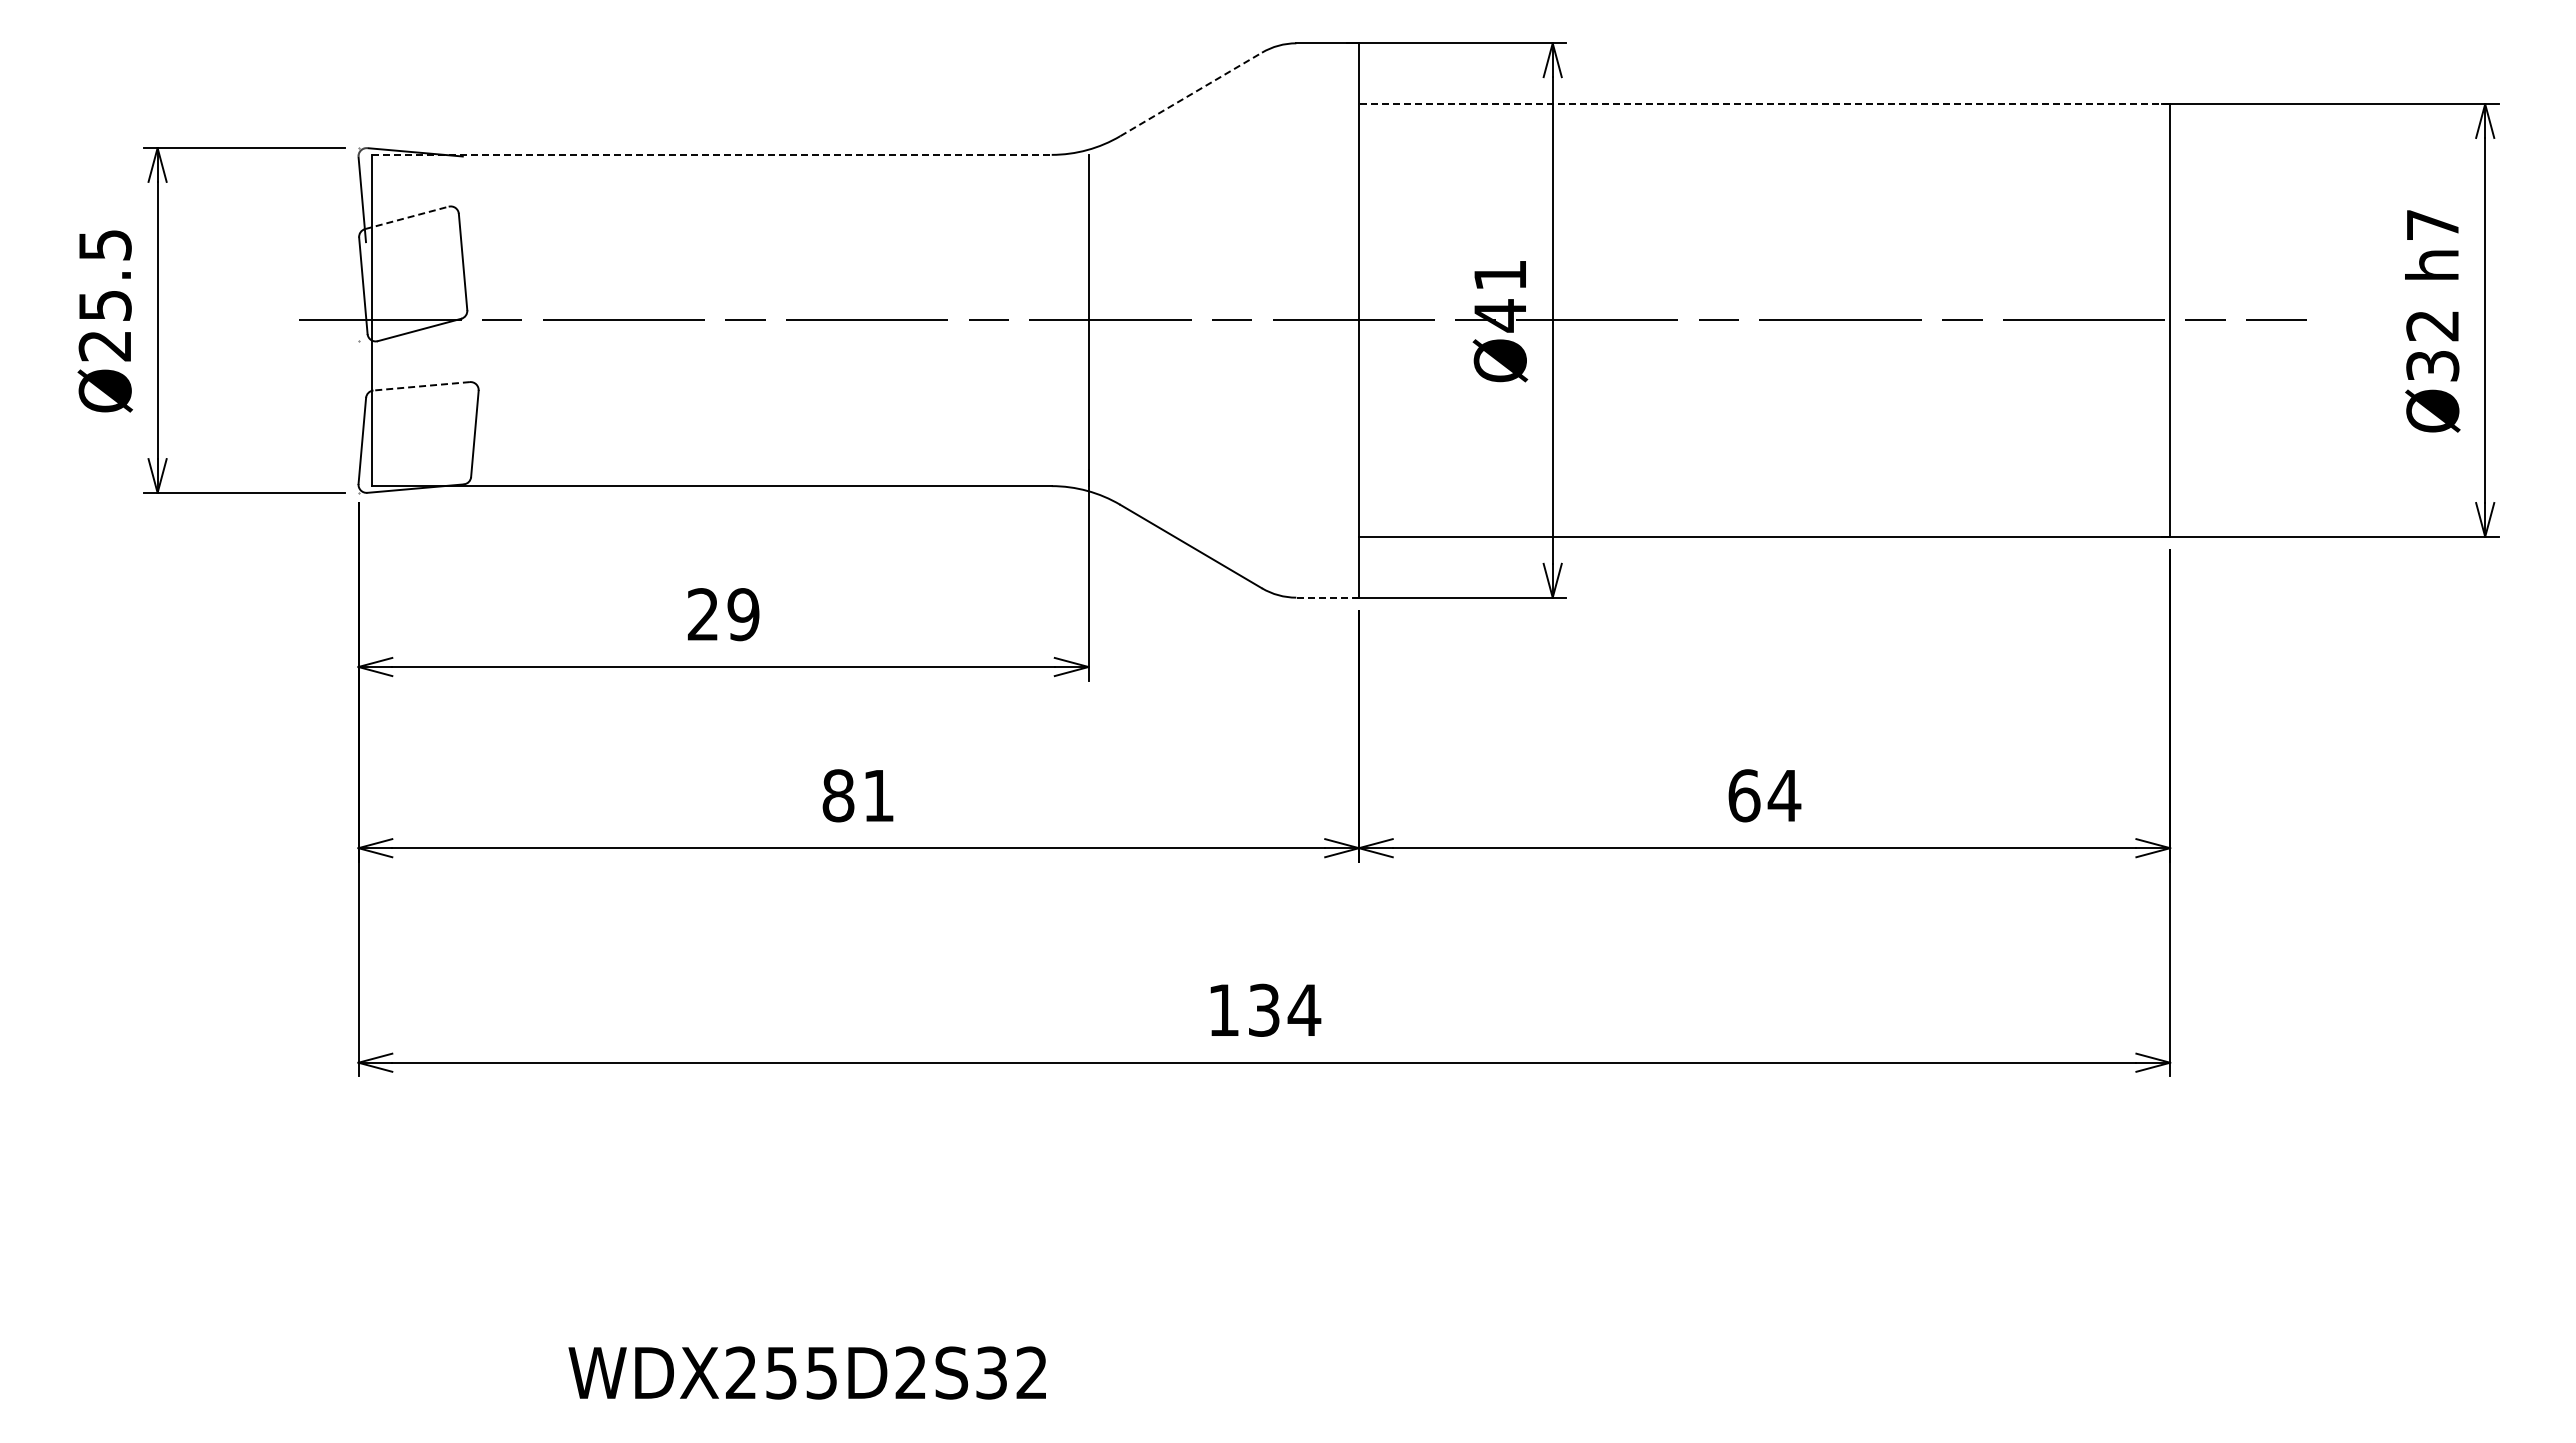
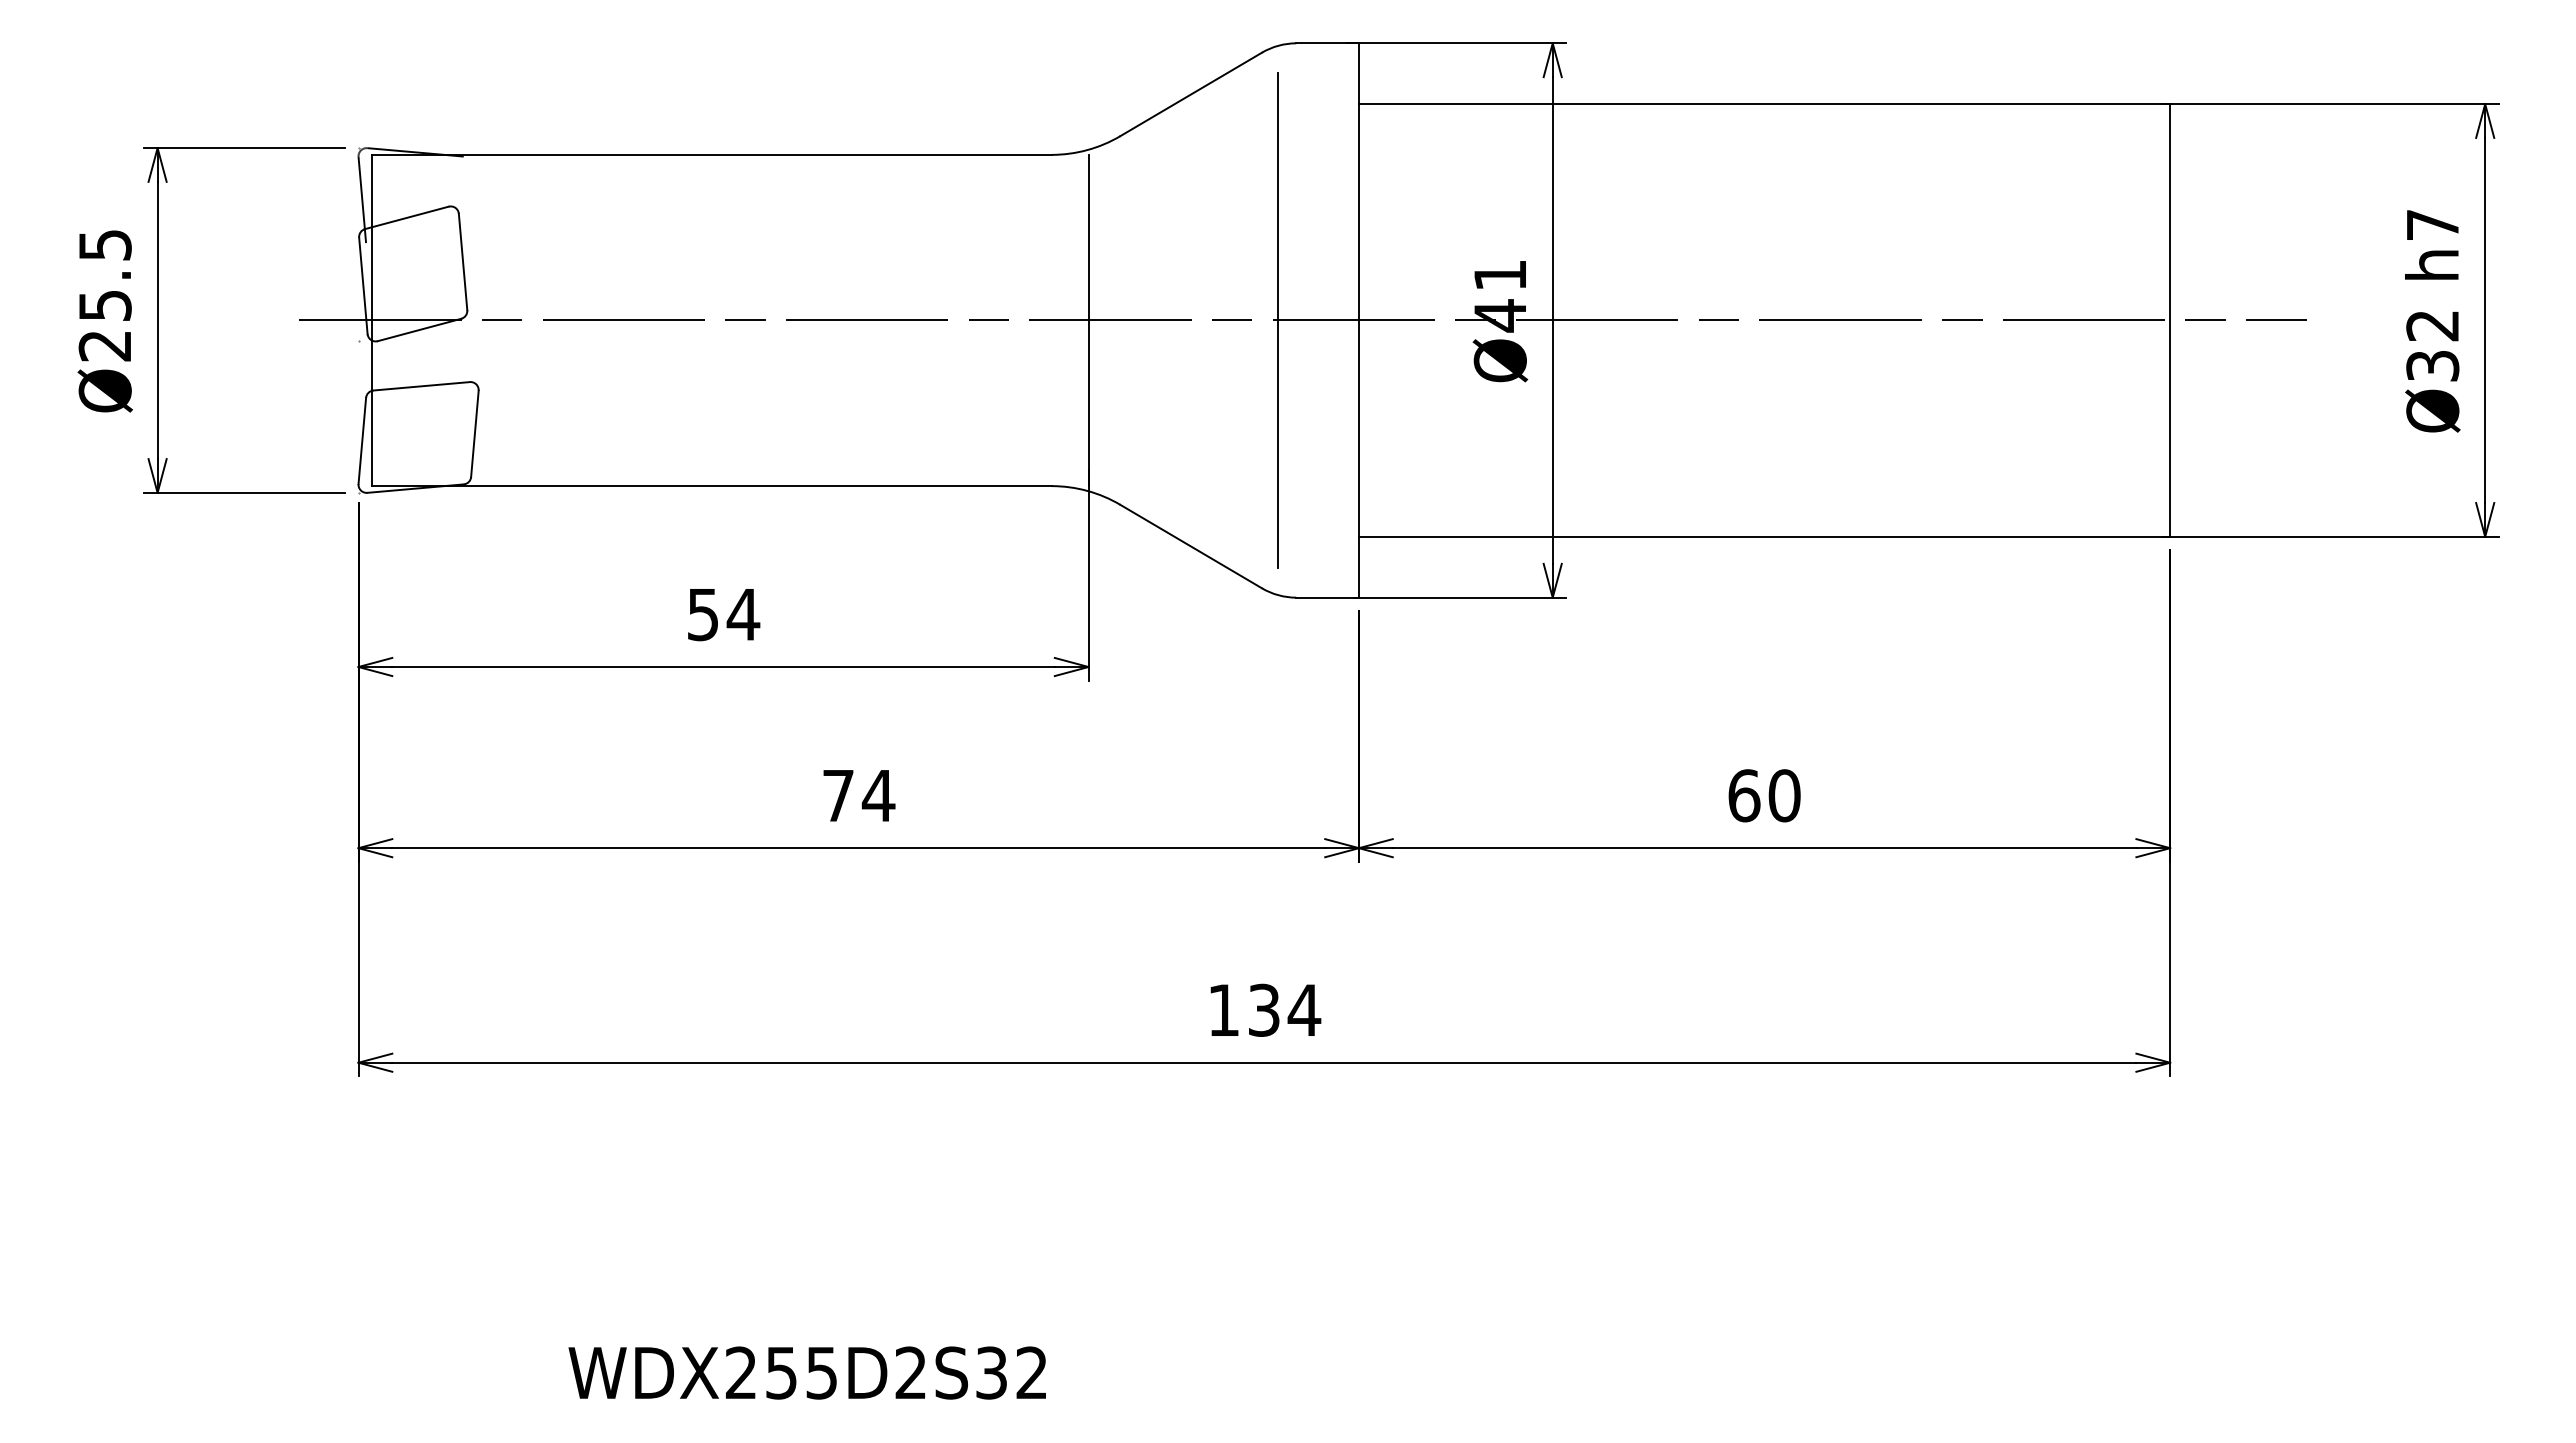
line: dashed -> solid (1191, 94)
line: dashed -> solid (1764, 104)
line: dashed -> solid (711, 154)
line: dashed -> solid (407, 217)
line: none -> present (1277, 319)
line: dashed -> solid (421, 386)
line: dashed -> solid (1327, 597)
text: 29 -> 54 (723, 614)
text: 81 -> 74 (858, 795)
text: 64 -> 60 (1784, 795)
